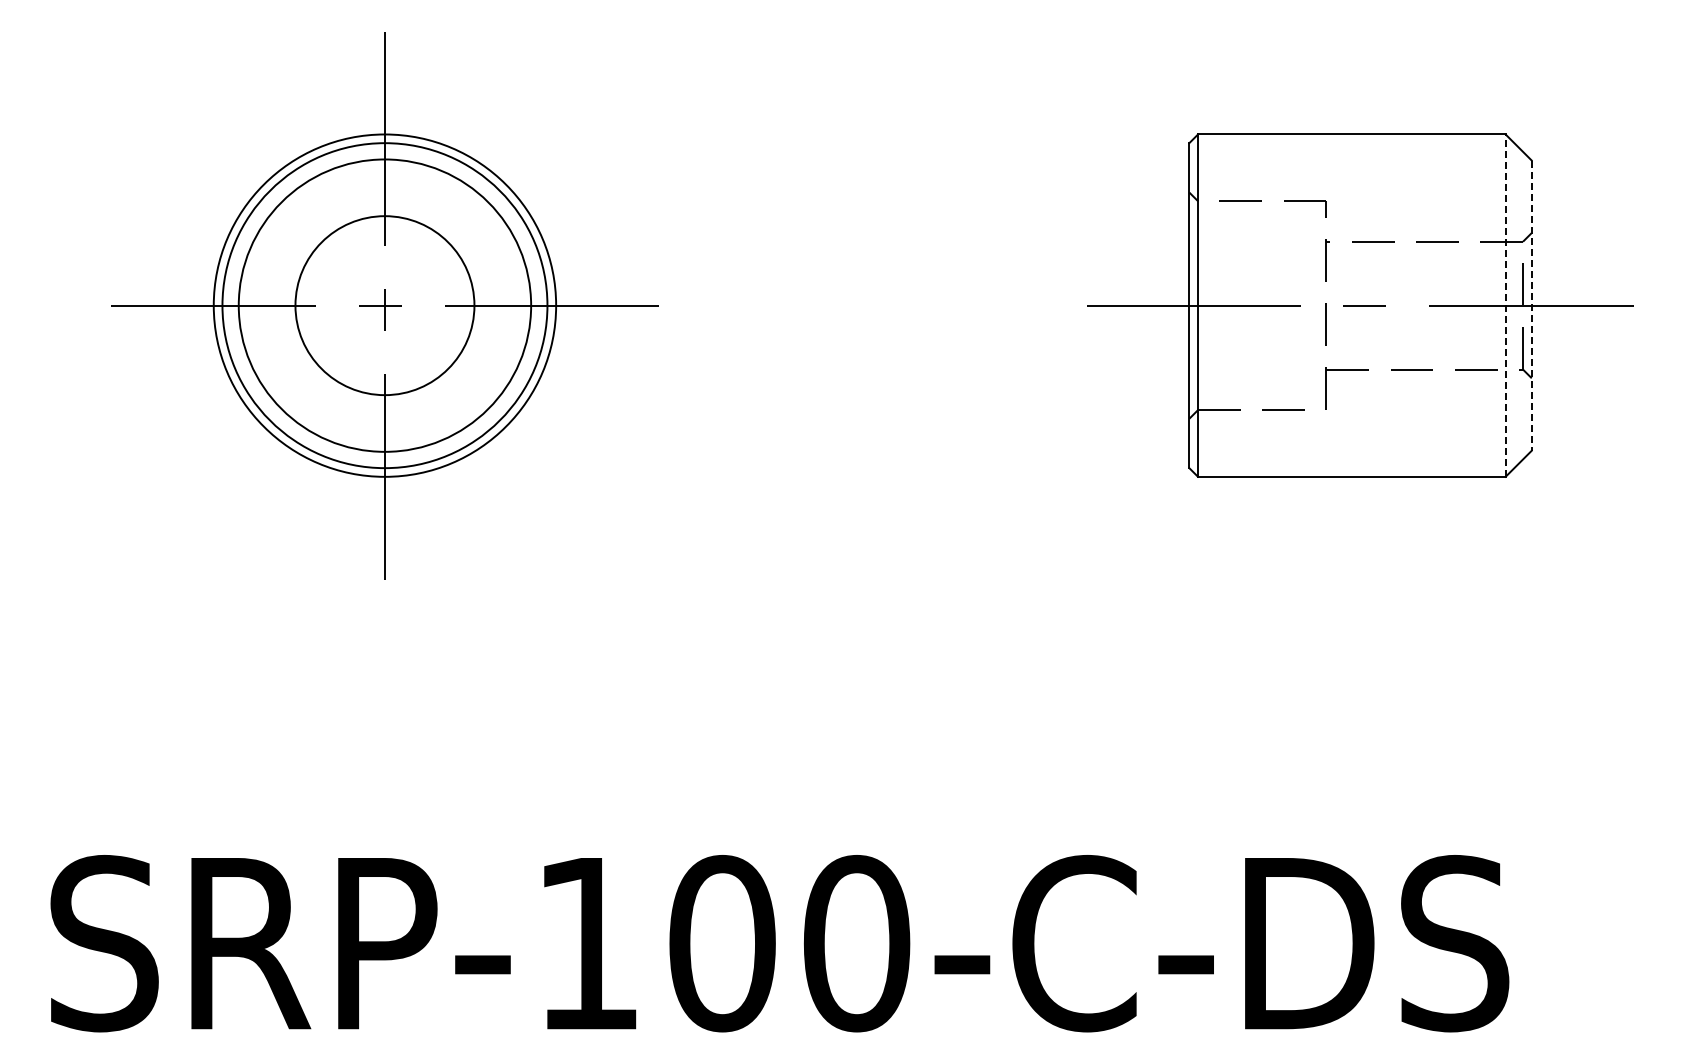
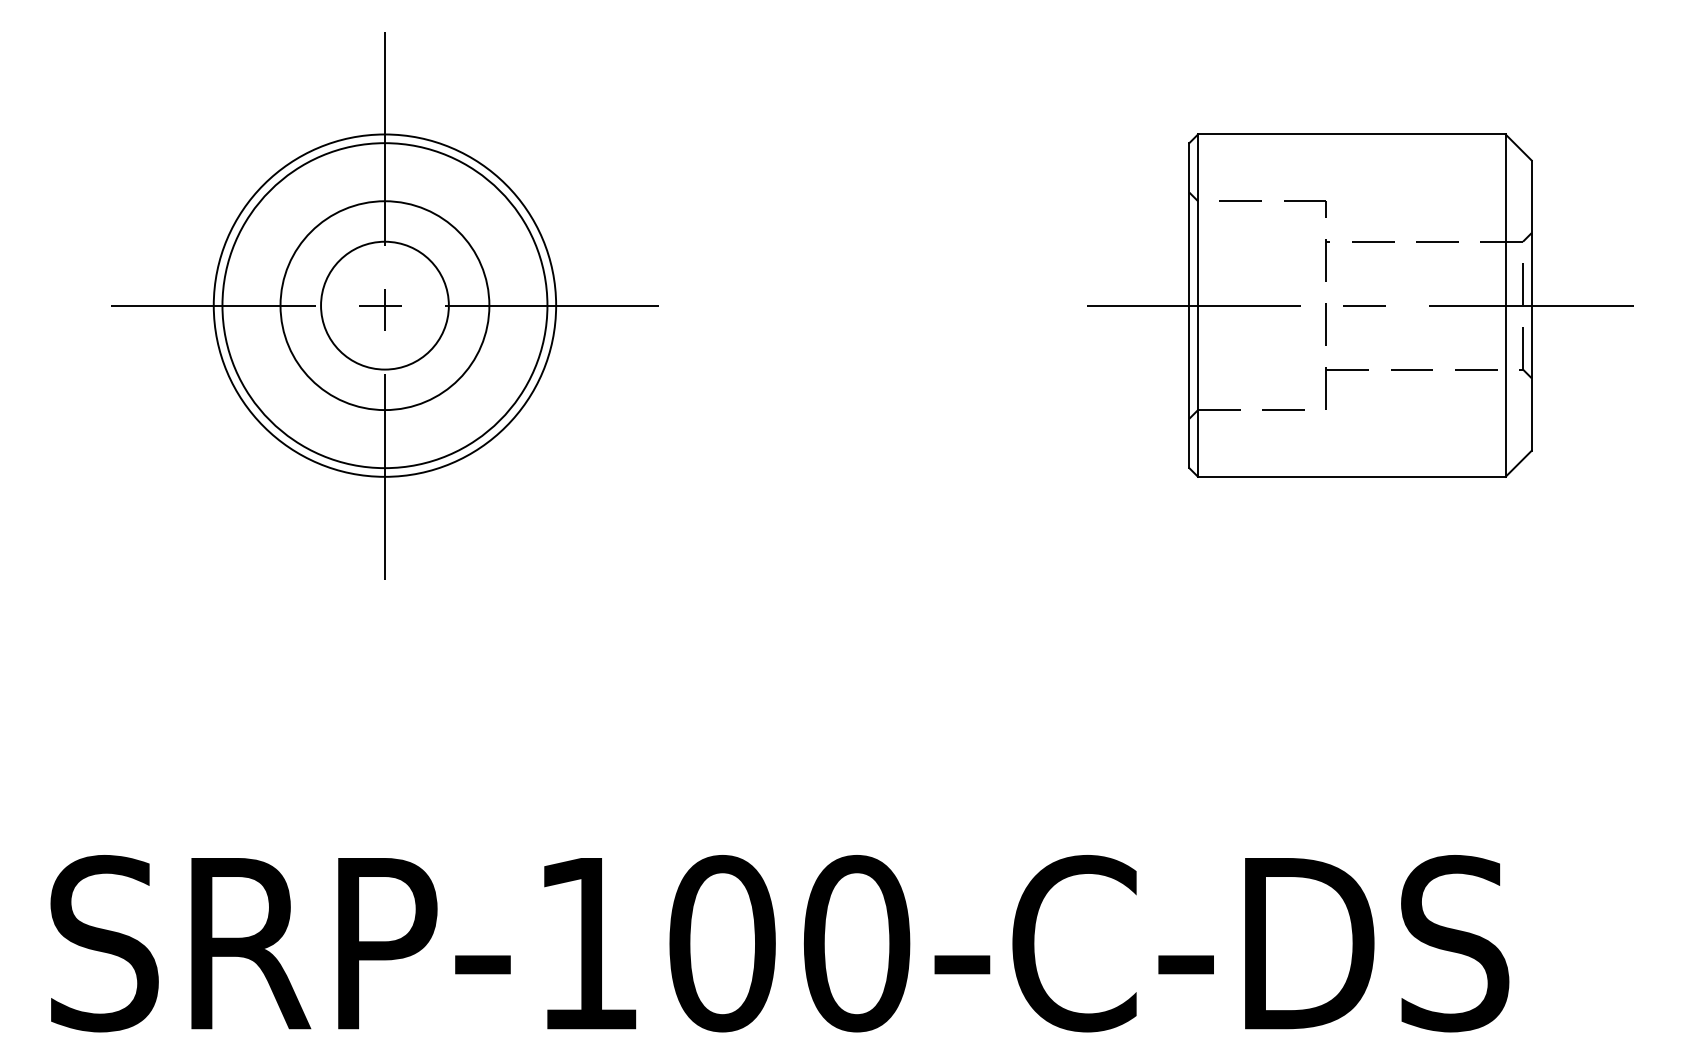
circle diameter: 179 px -> 128 px (384, 305)
circle diameter: 292 px -> 209 px (384, 305)
line: dashed -> solid (1505, 305)
line: dashed -> solid (1531, 306)
